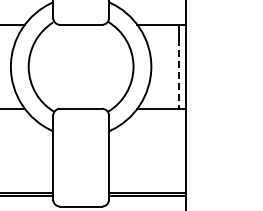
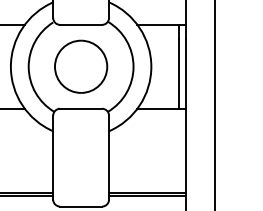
part: none -> present (81, 66)
line: dashed -> solid (178, 73)
line: none -> present (214, 104)
